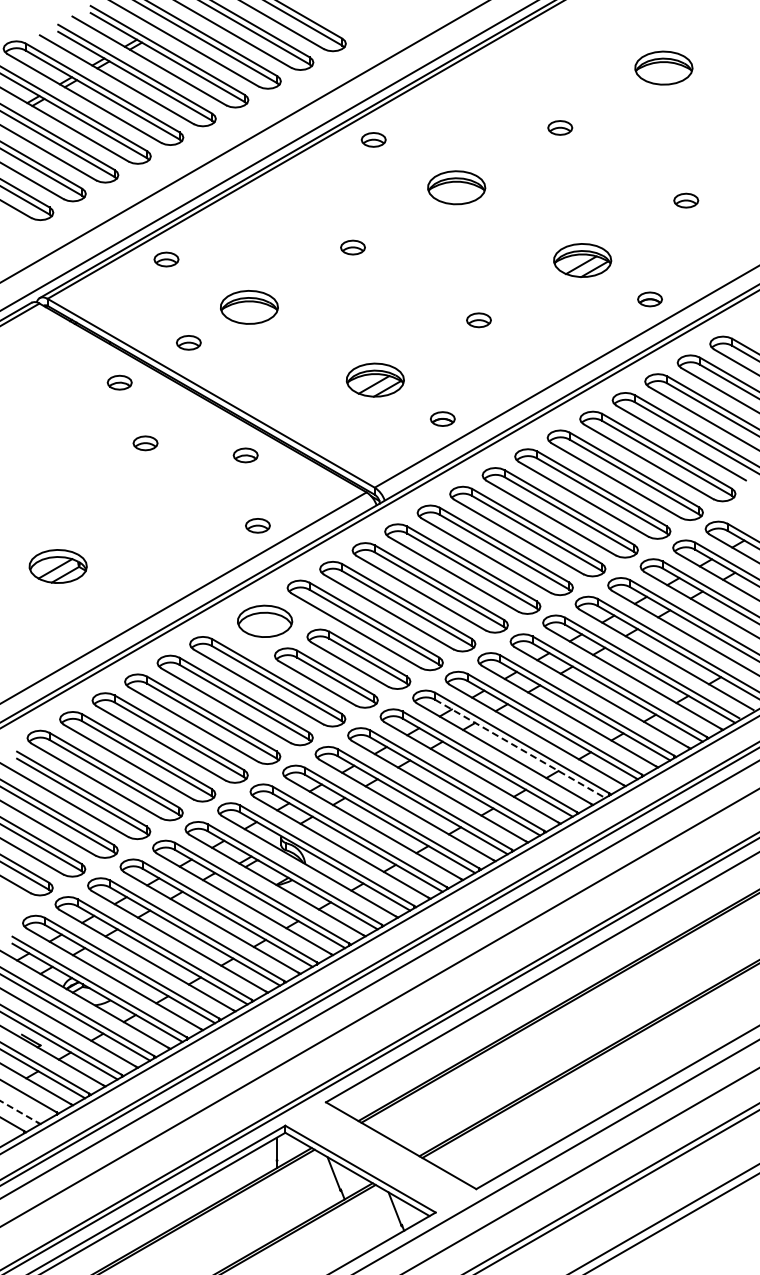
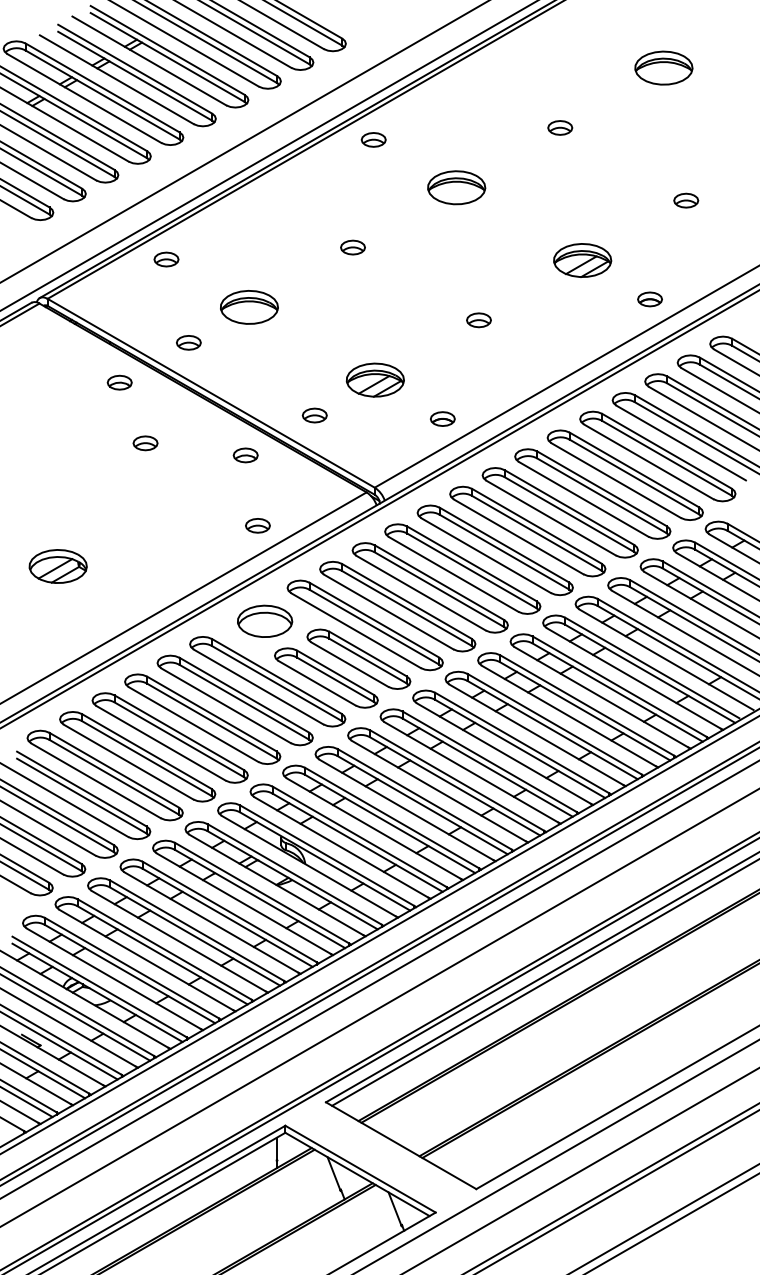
part: none -> present (314, 415)
line: dashed -> solid (520, 749)
line: none -> present (544, 982)
line: none -> present (27, 1102)
line: dashed -> solid (19, 1111)
